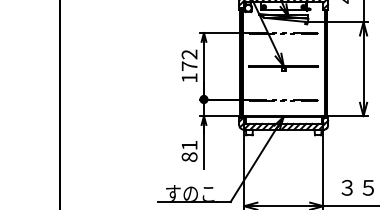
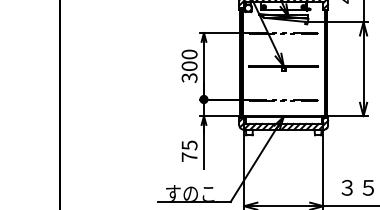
text: 172 -> 300 (189, 65)
text: 81 -> 75 (189, 150)
